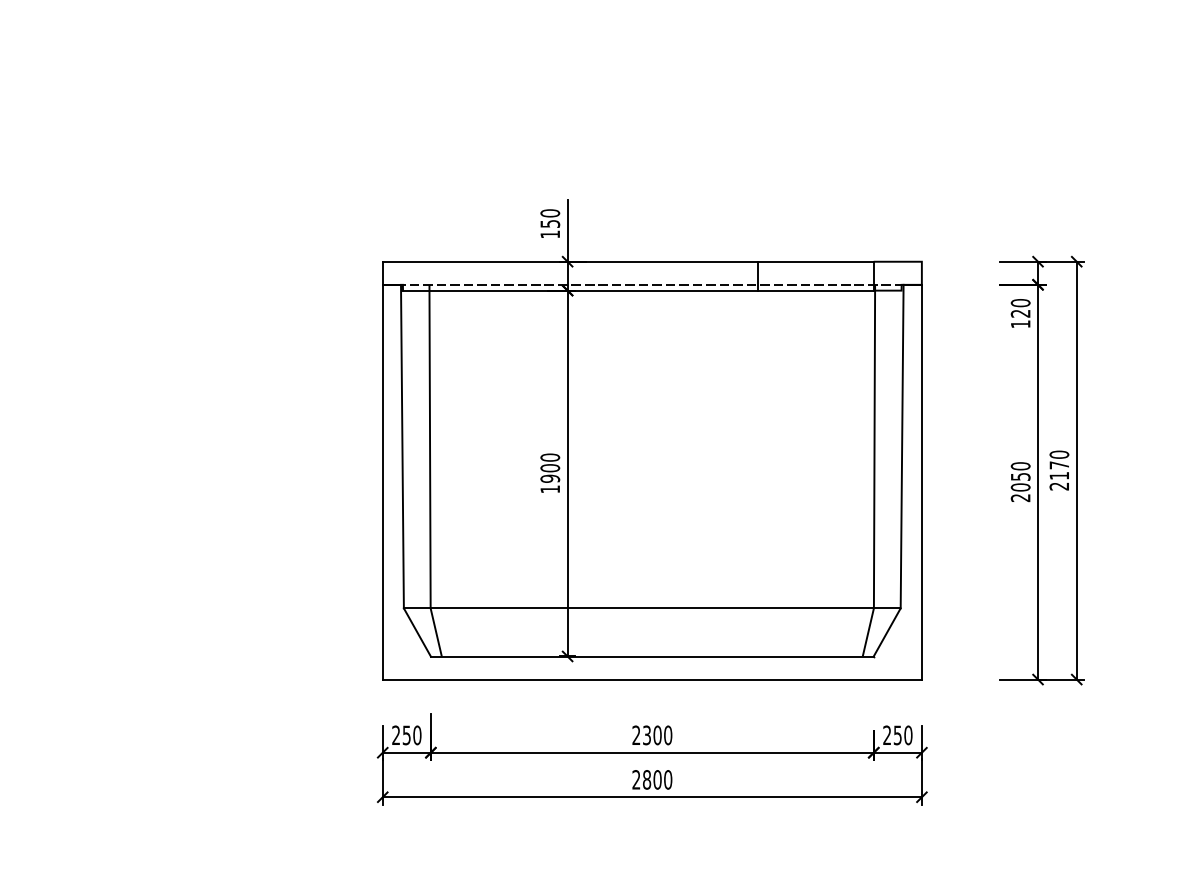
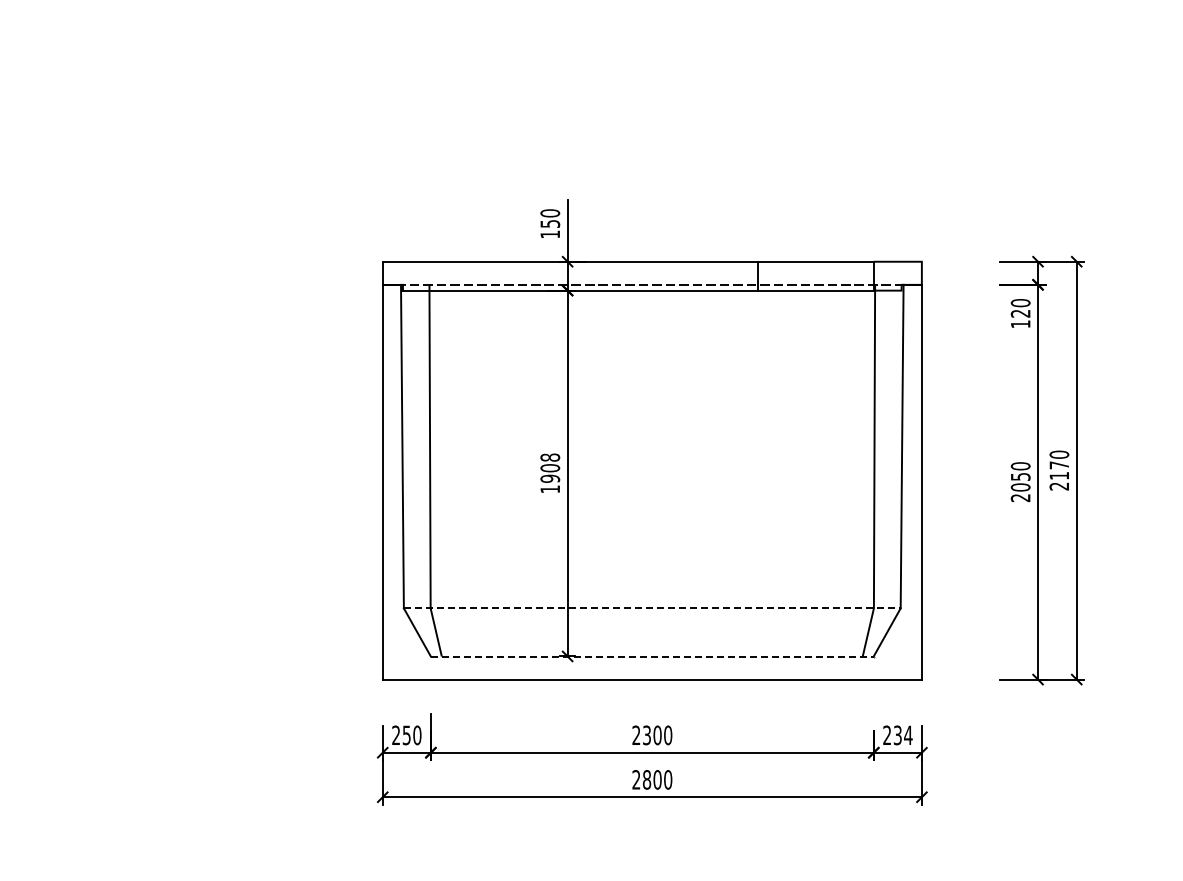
text: 1900 -> 1908 (549, 457)
line: solid -> dashed (652, 608)
line: solid -> dashed (652, 656)
text: 250 -> 234 (903, 735)
